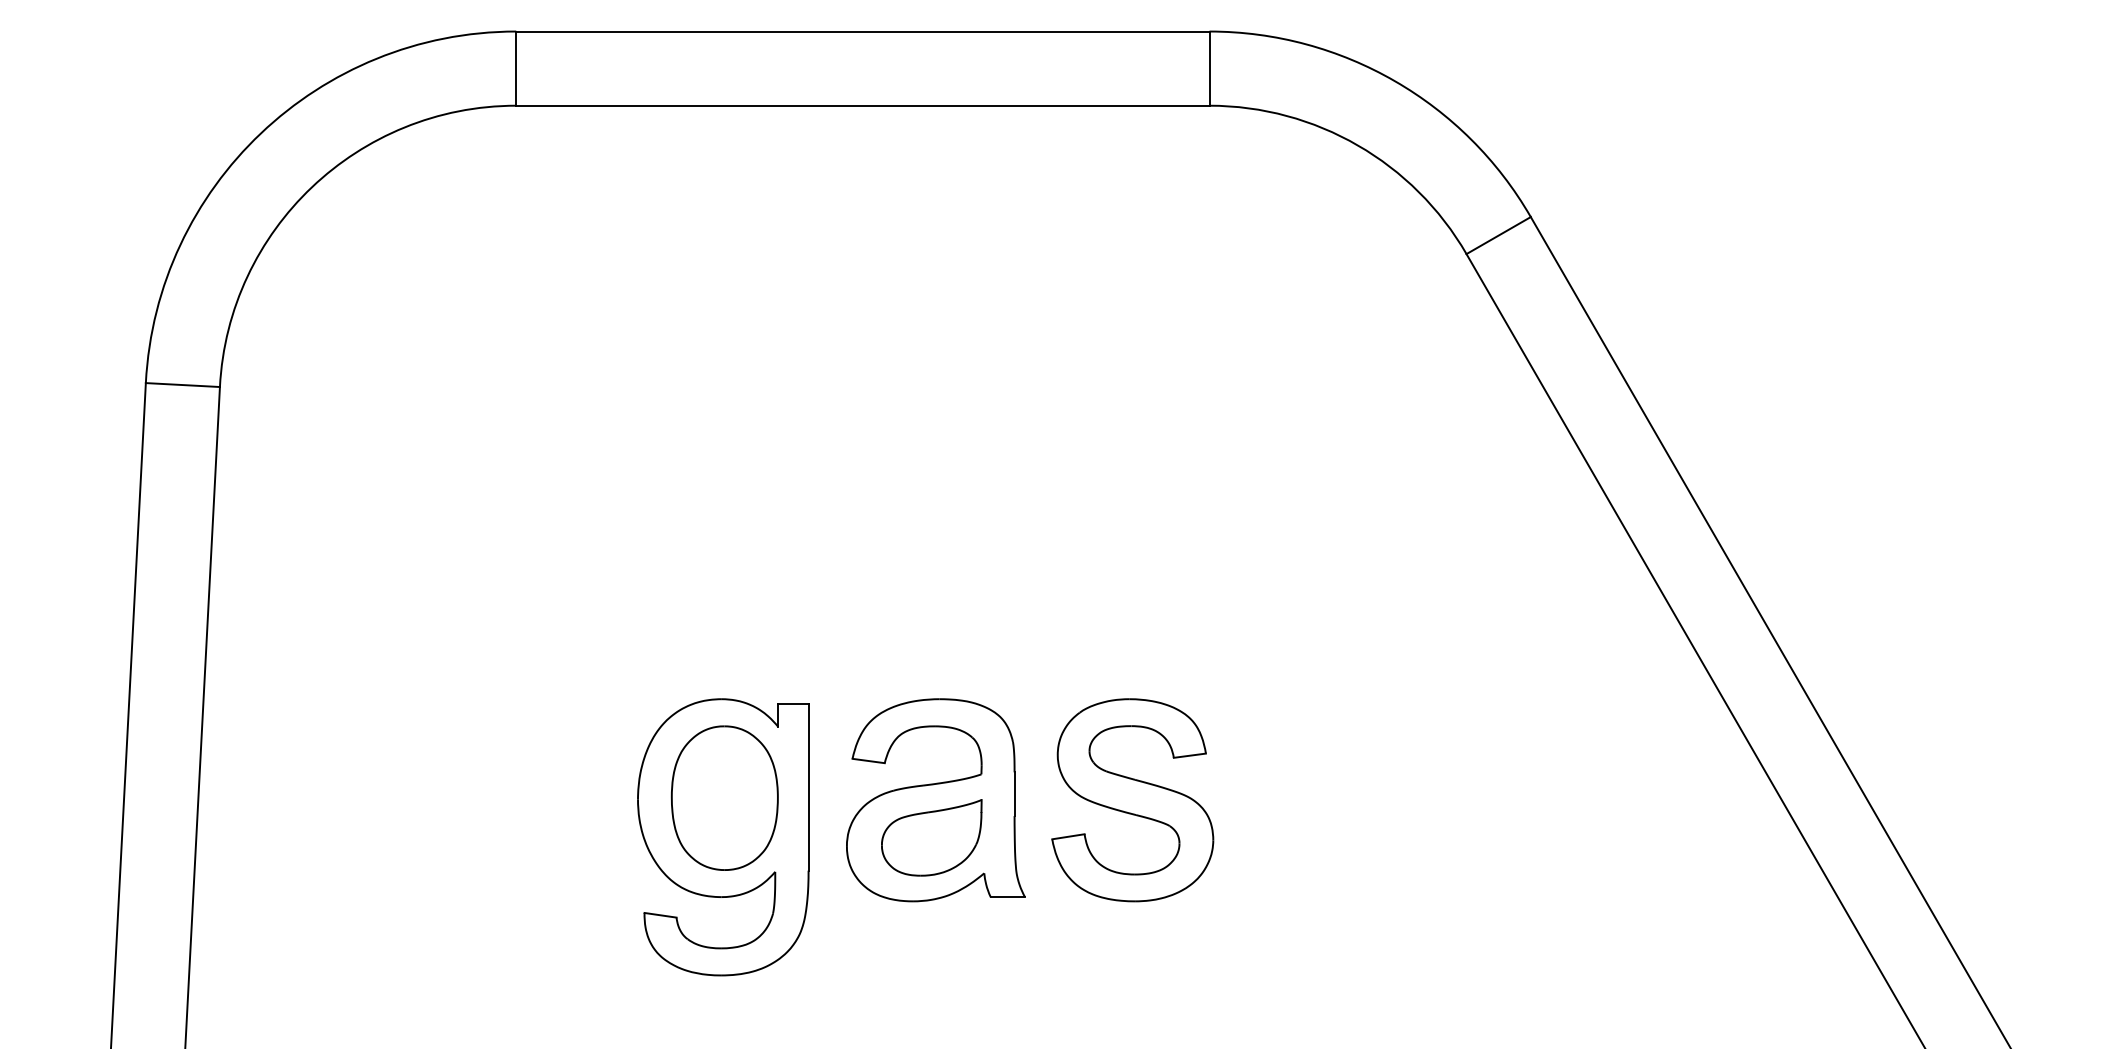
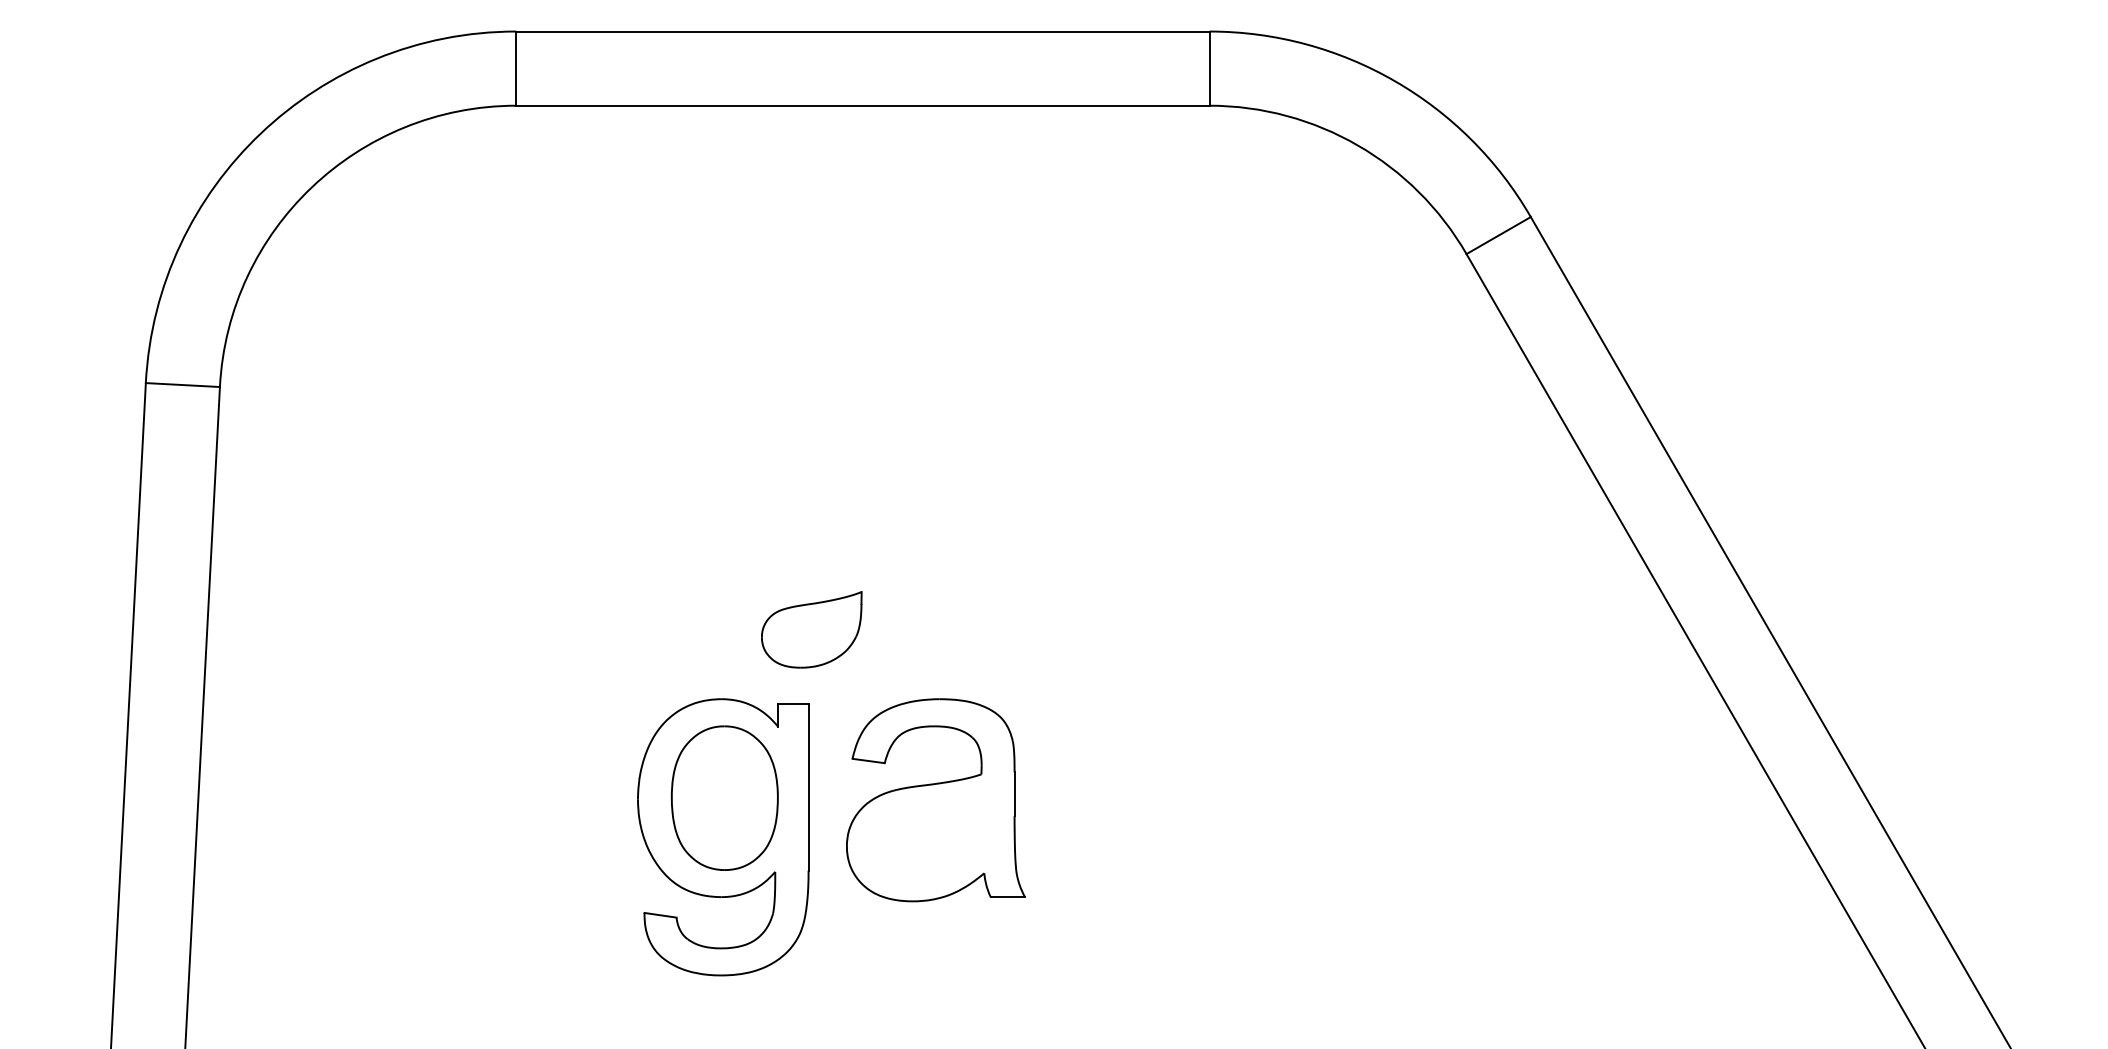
part: present -> none (1132, 800)
part position: (931, 837) -> (811, 629) (811, 629)
